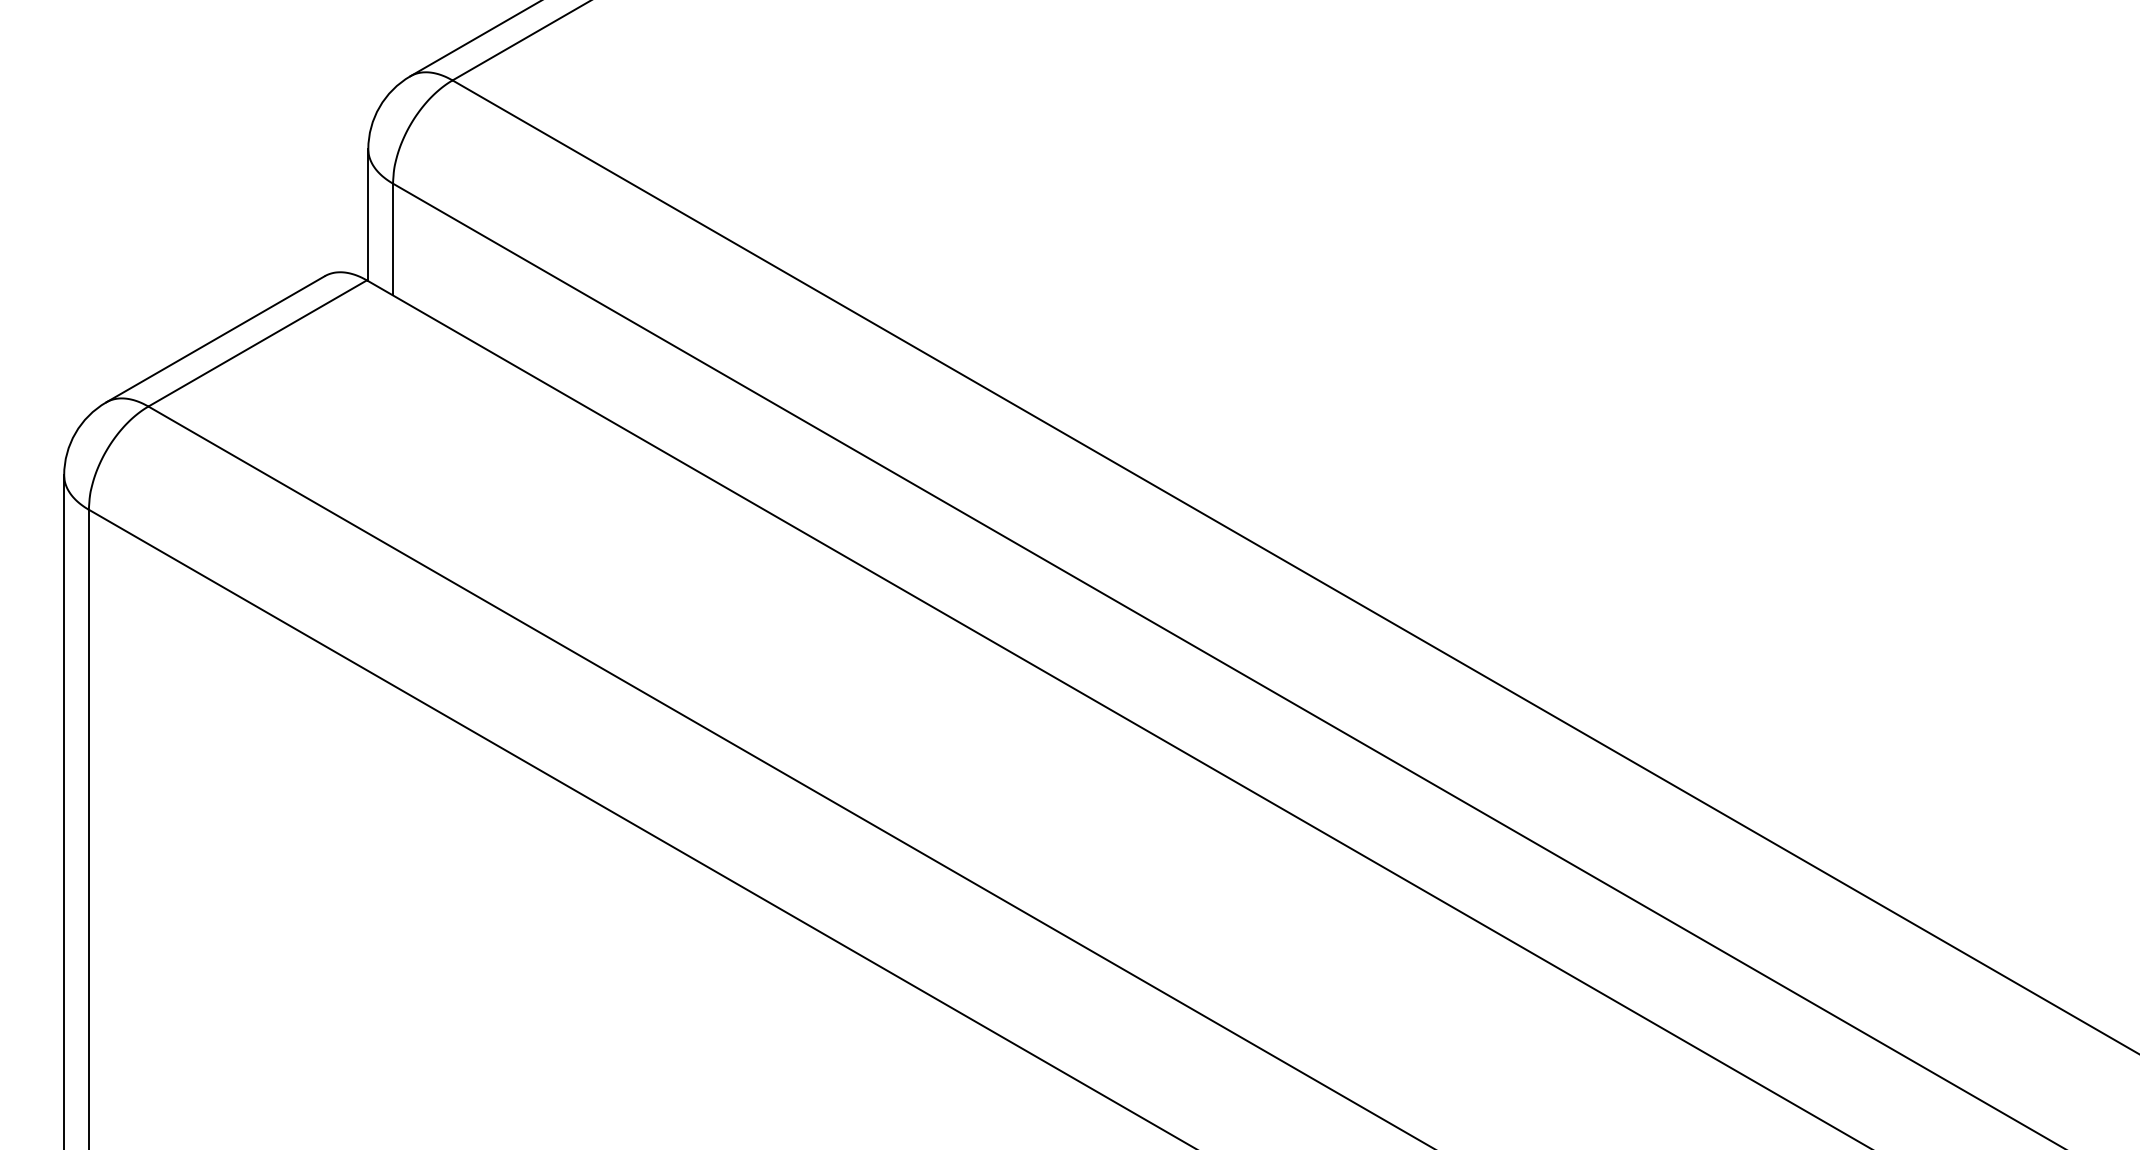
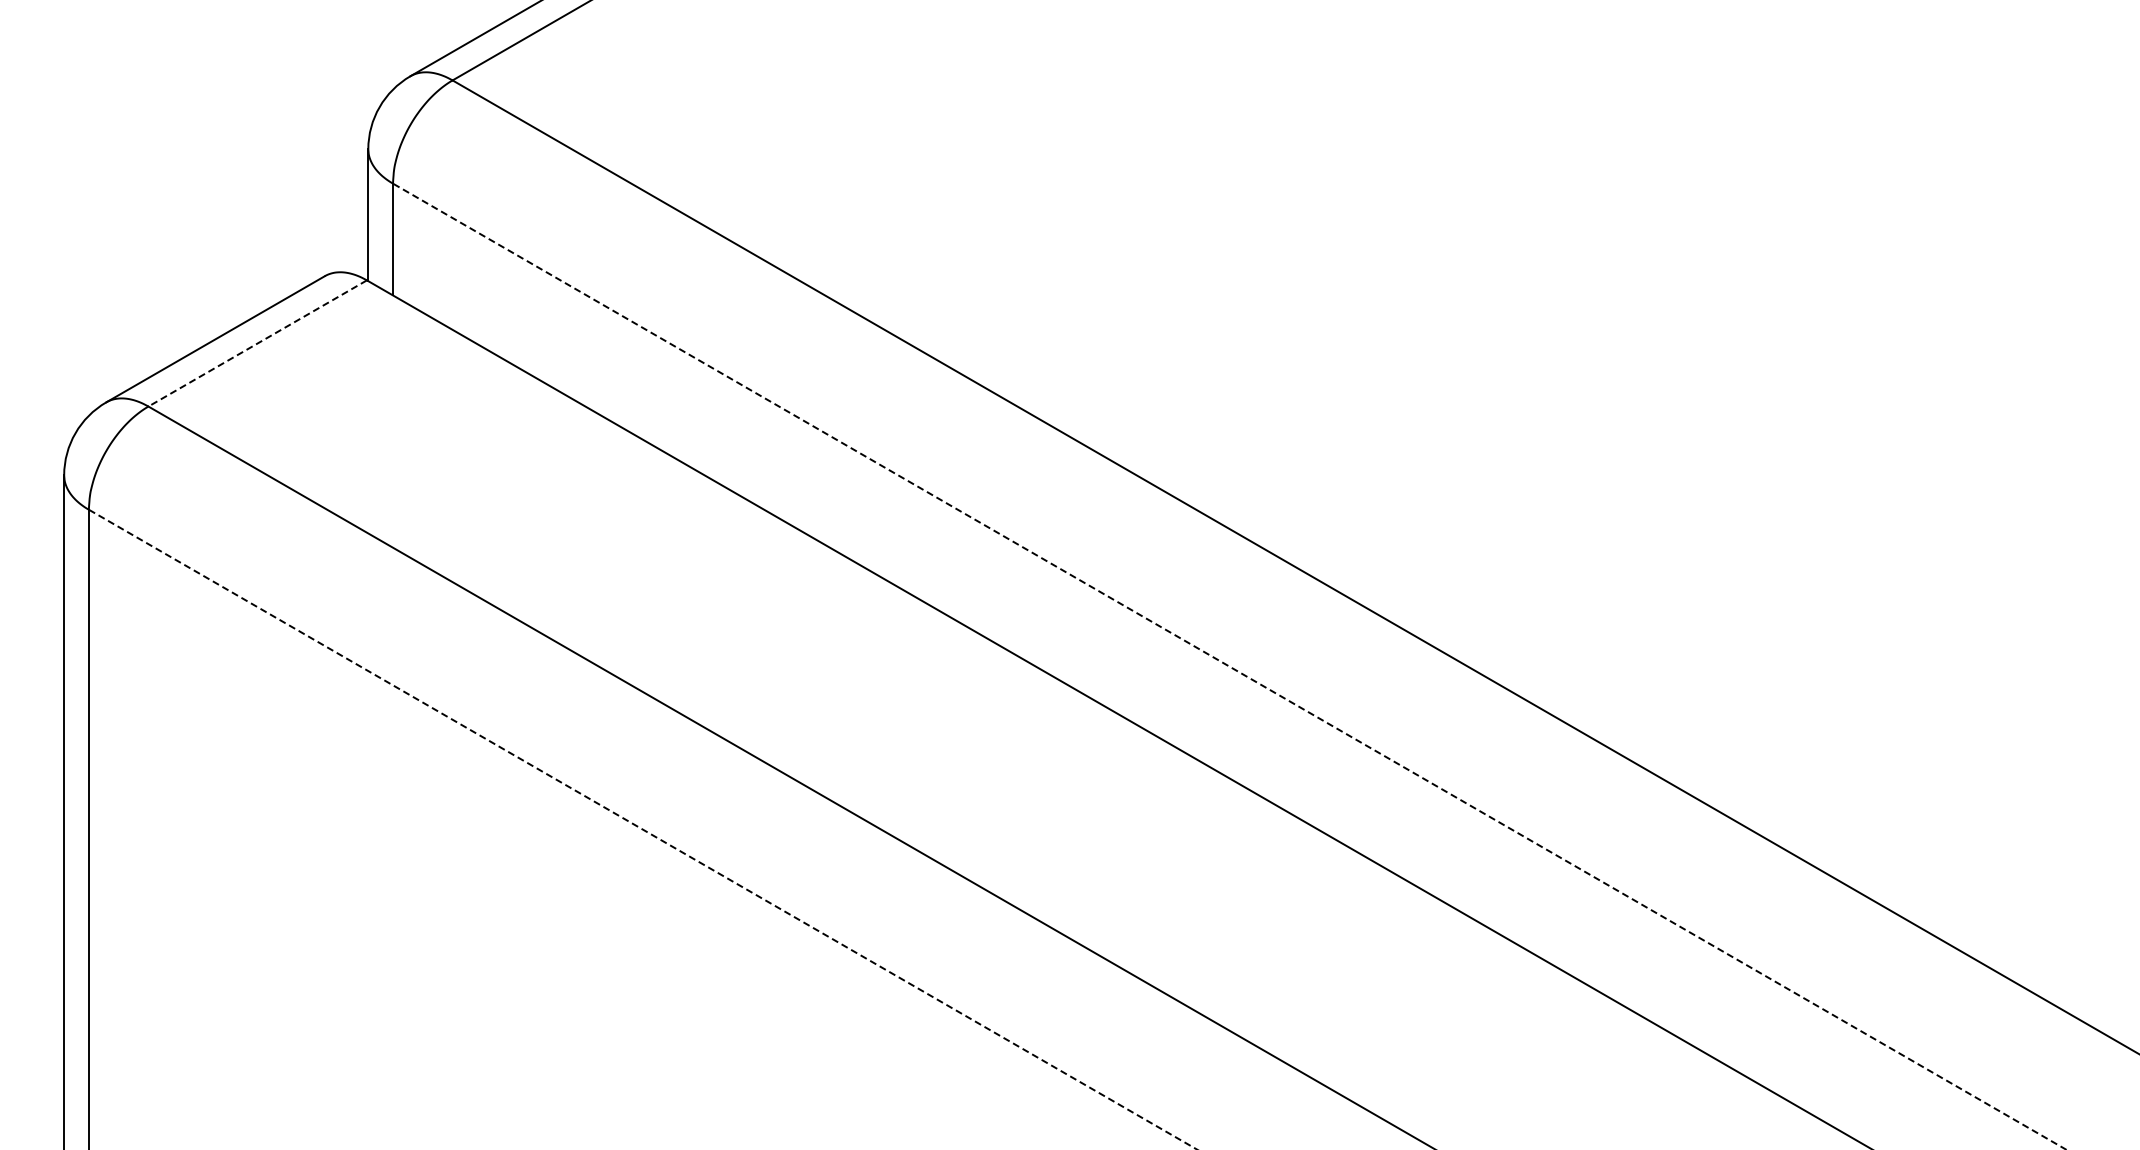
line: solid -> dashed (257, 343)
line: solid -> dashed (1229, 666)
line: solid -> dashed (643, 829)
